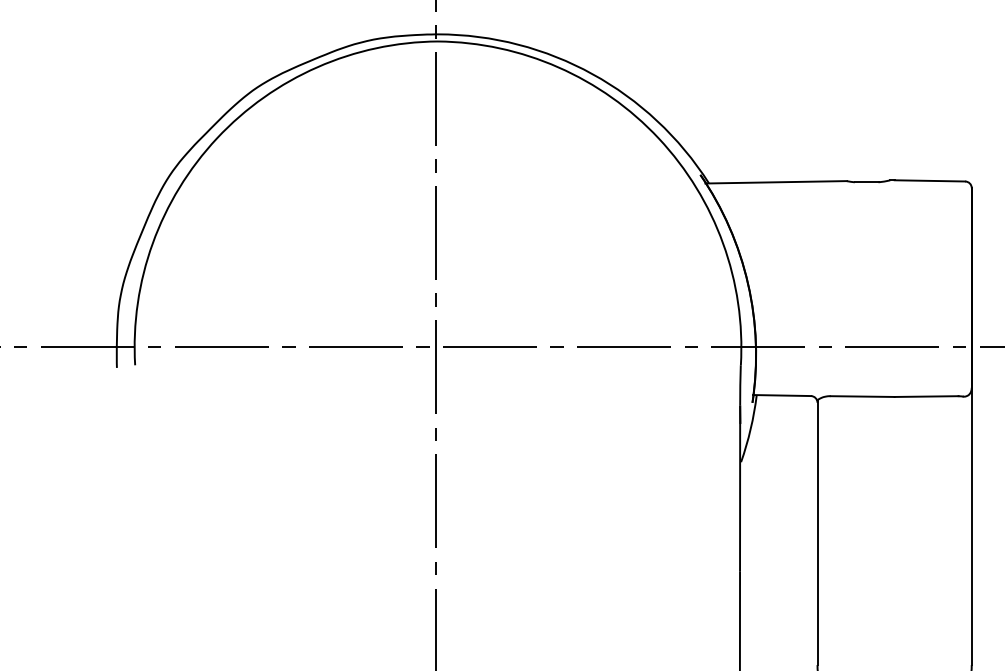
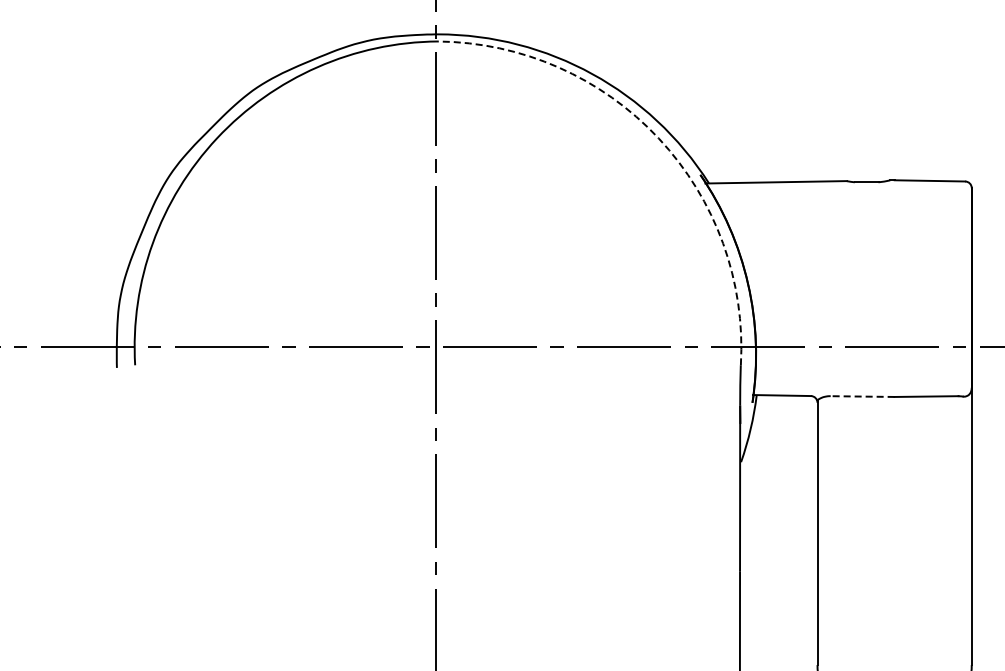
arc: solid -> dashed (658, 138)
line: solid -> dashed (862, 396)
